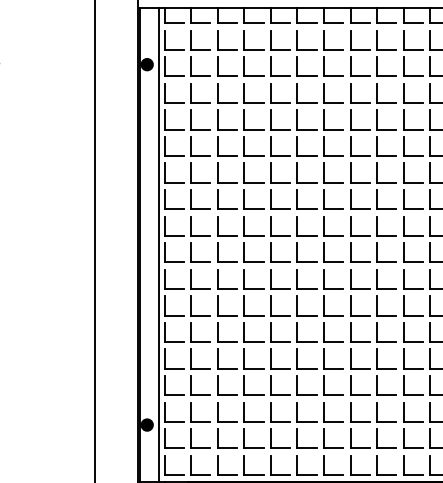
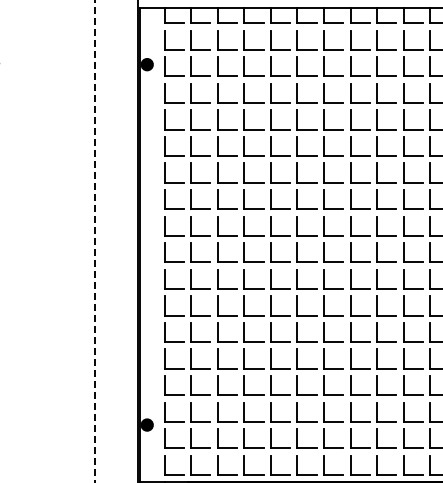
line: solid -> dashed (94, 241)
line: present -> none (159, 243)
